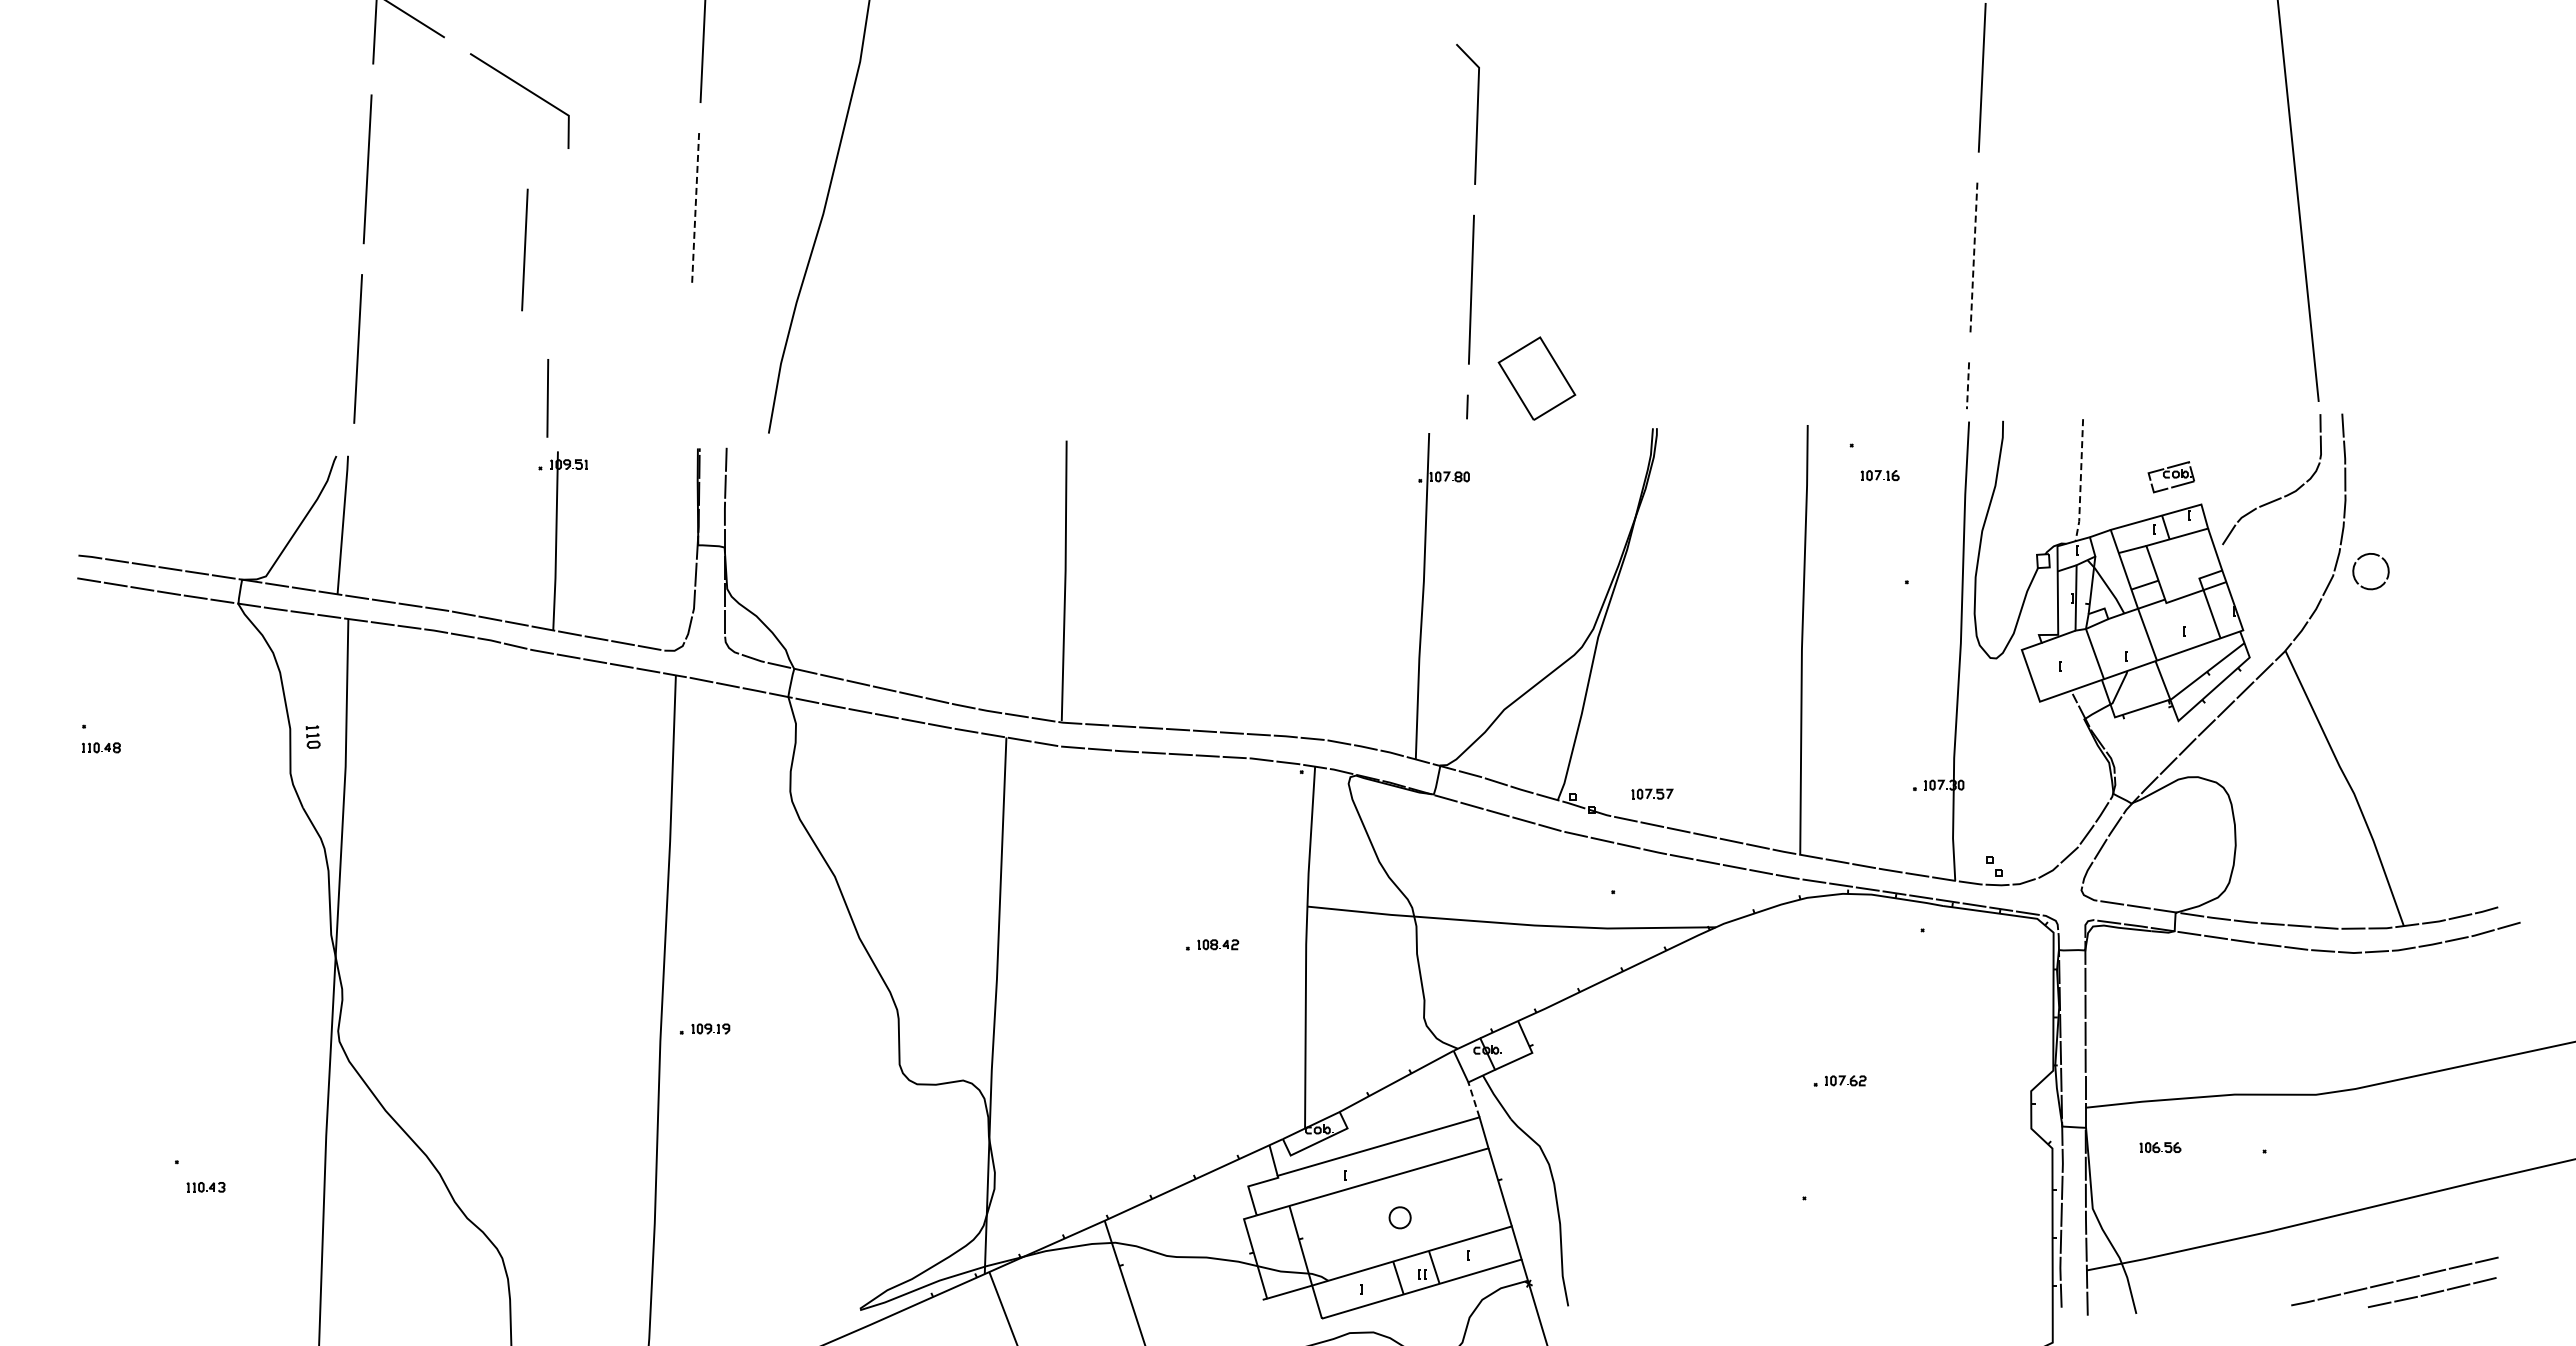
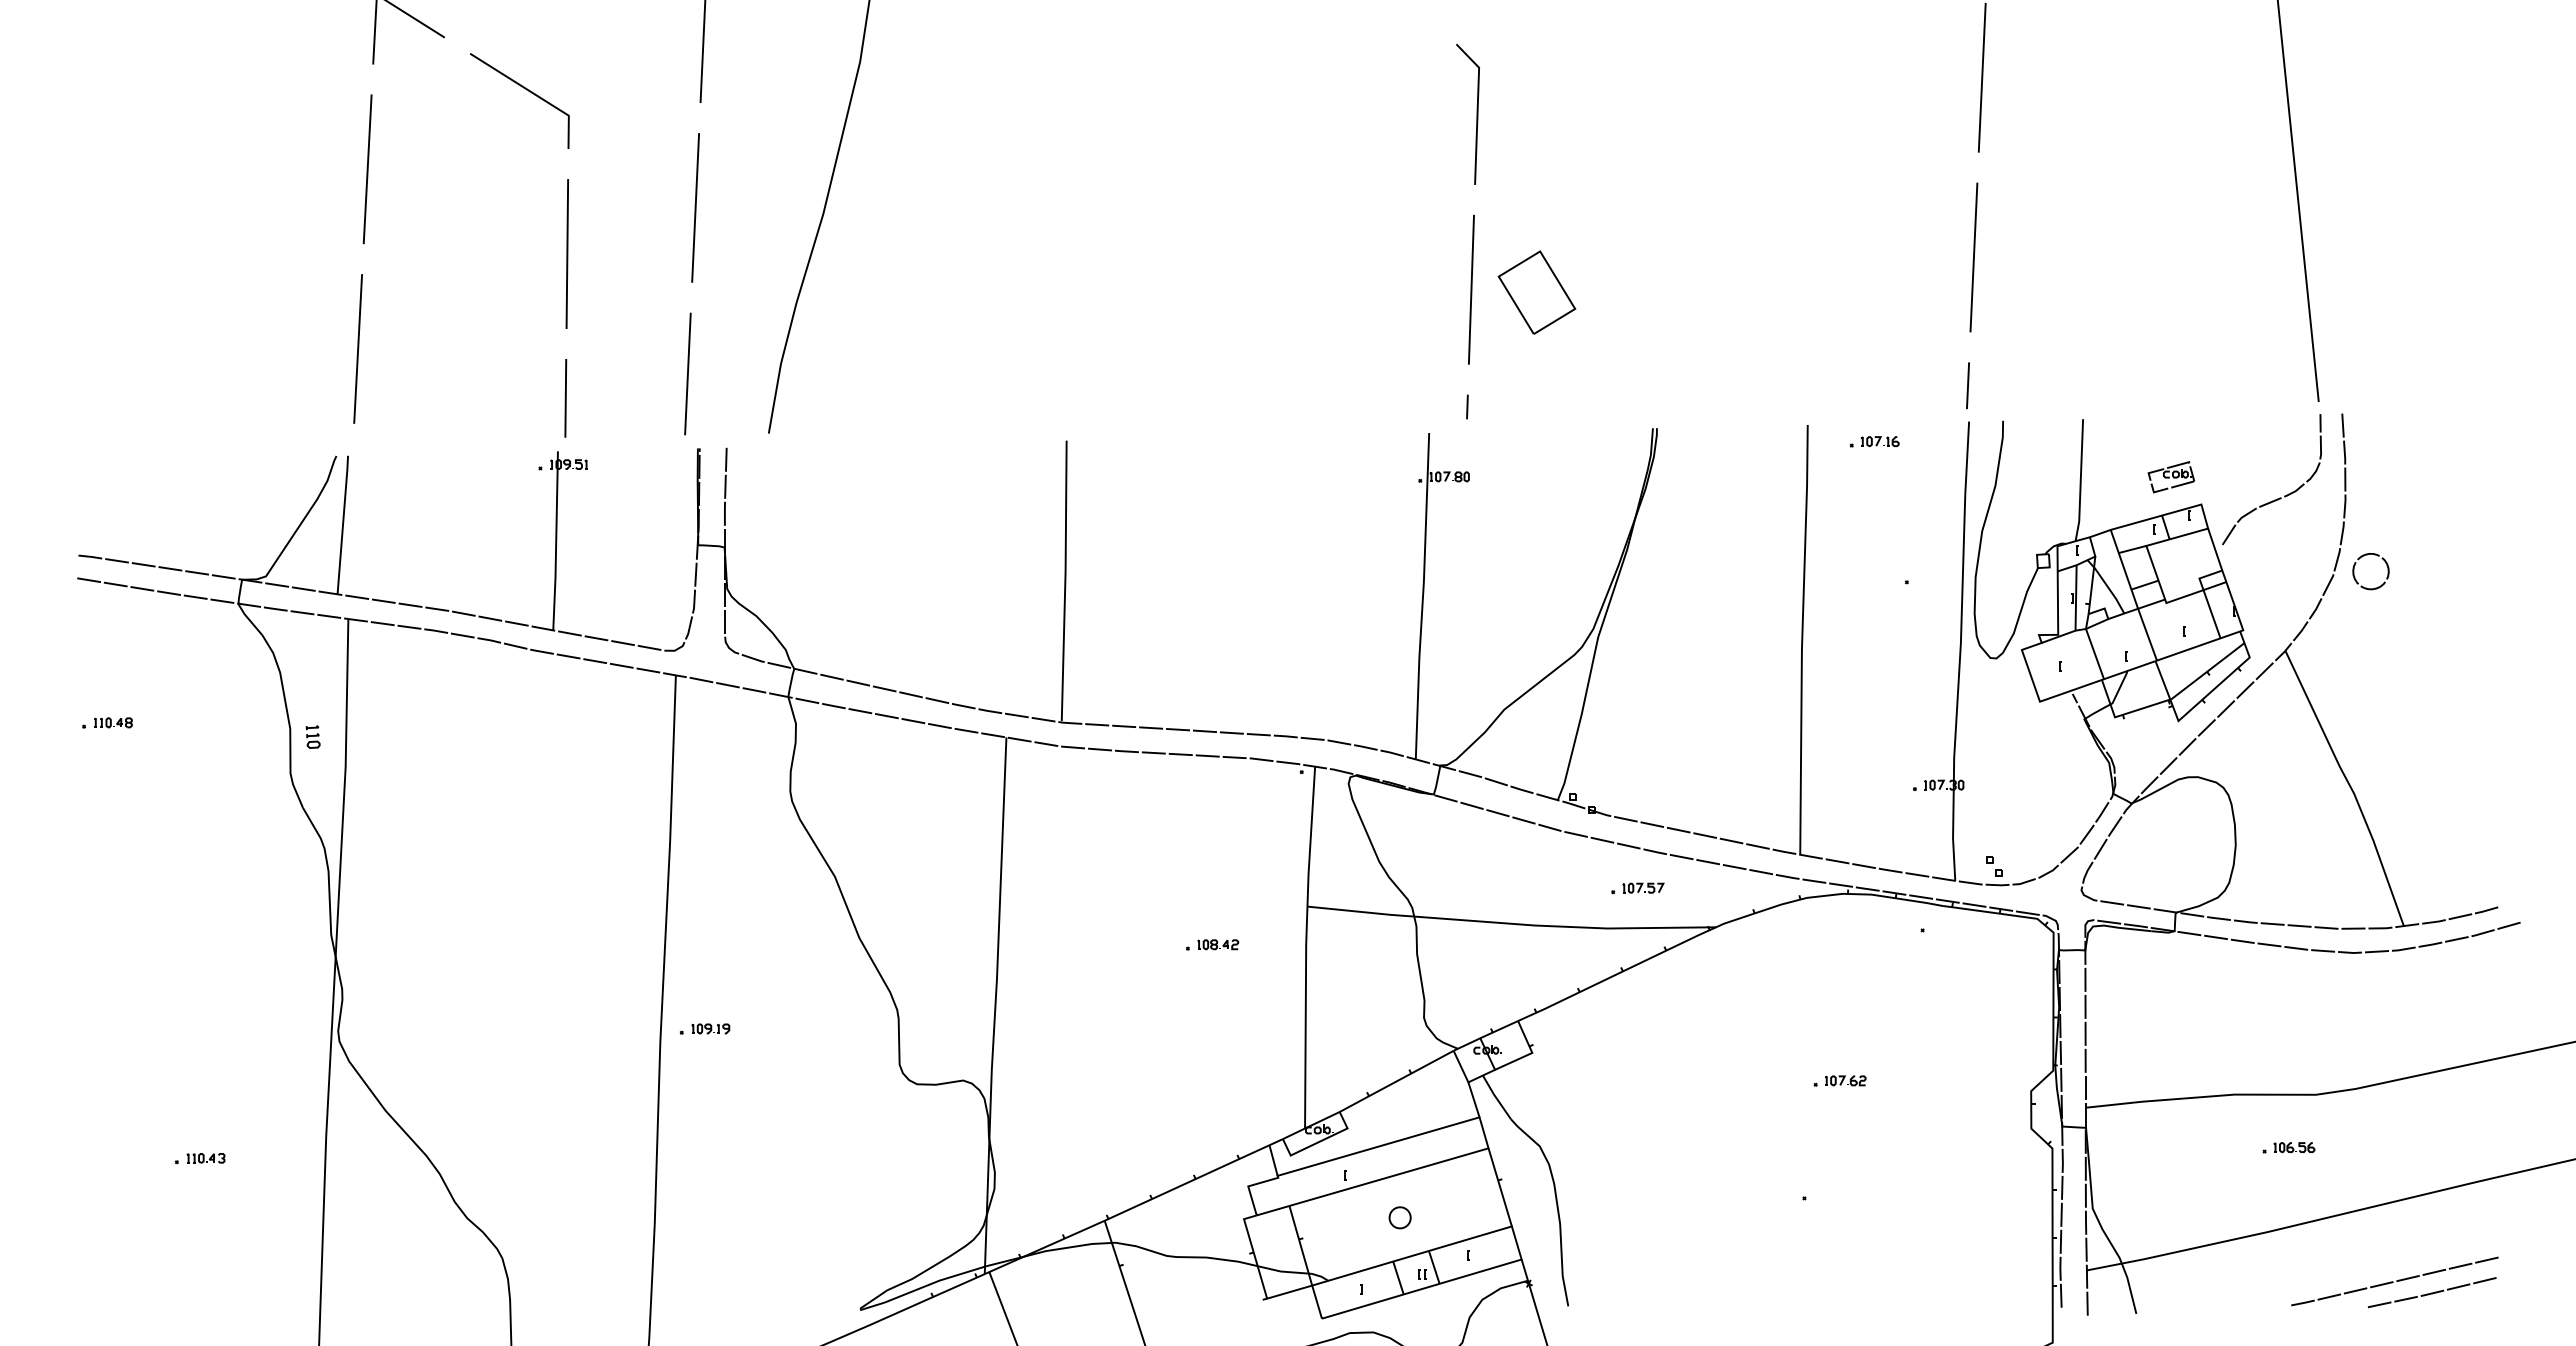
line: dashed -> solid (695, 207)
line position: (524, 249) -> (687, 373) (687, 373)
line: none -> present (566, 253)
line: dashed -> solid (1973, 257)
part position: (1536, 378) -> (1536, 292) (1536, 292)
line: dashed -> solid (1968, 386)
line position: (547, 398) -> (565, 398) (565, 398)
part position: (1880, 475) -> (1880, 441) (1880, 441)
line: dashed -> solid (2080, 481)
part position: (101, 747) -> (113, 722) (113, 722)
part position: (1652, 793) -> (1643, 887) (1643, 887)
line: dashed -> solid (1473, 1099)
part position: (2160, 1147) -> (2294, 1147) (2294, 1147)
part position: (205, 1187) -> (205, 1158) (205, 1158)
